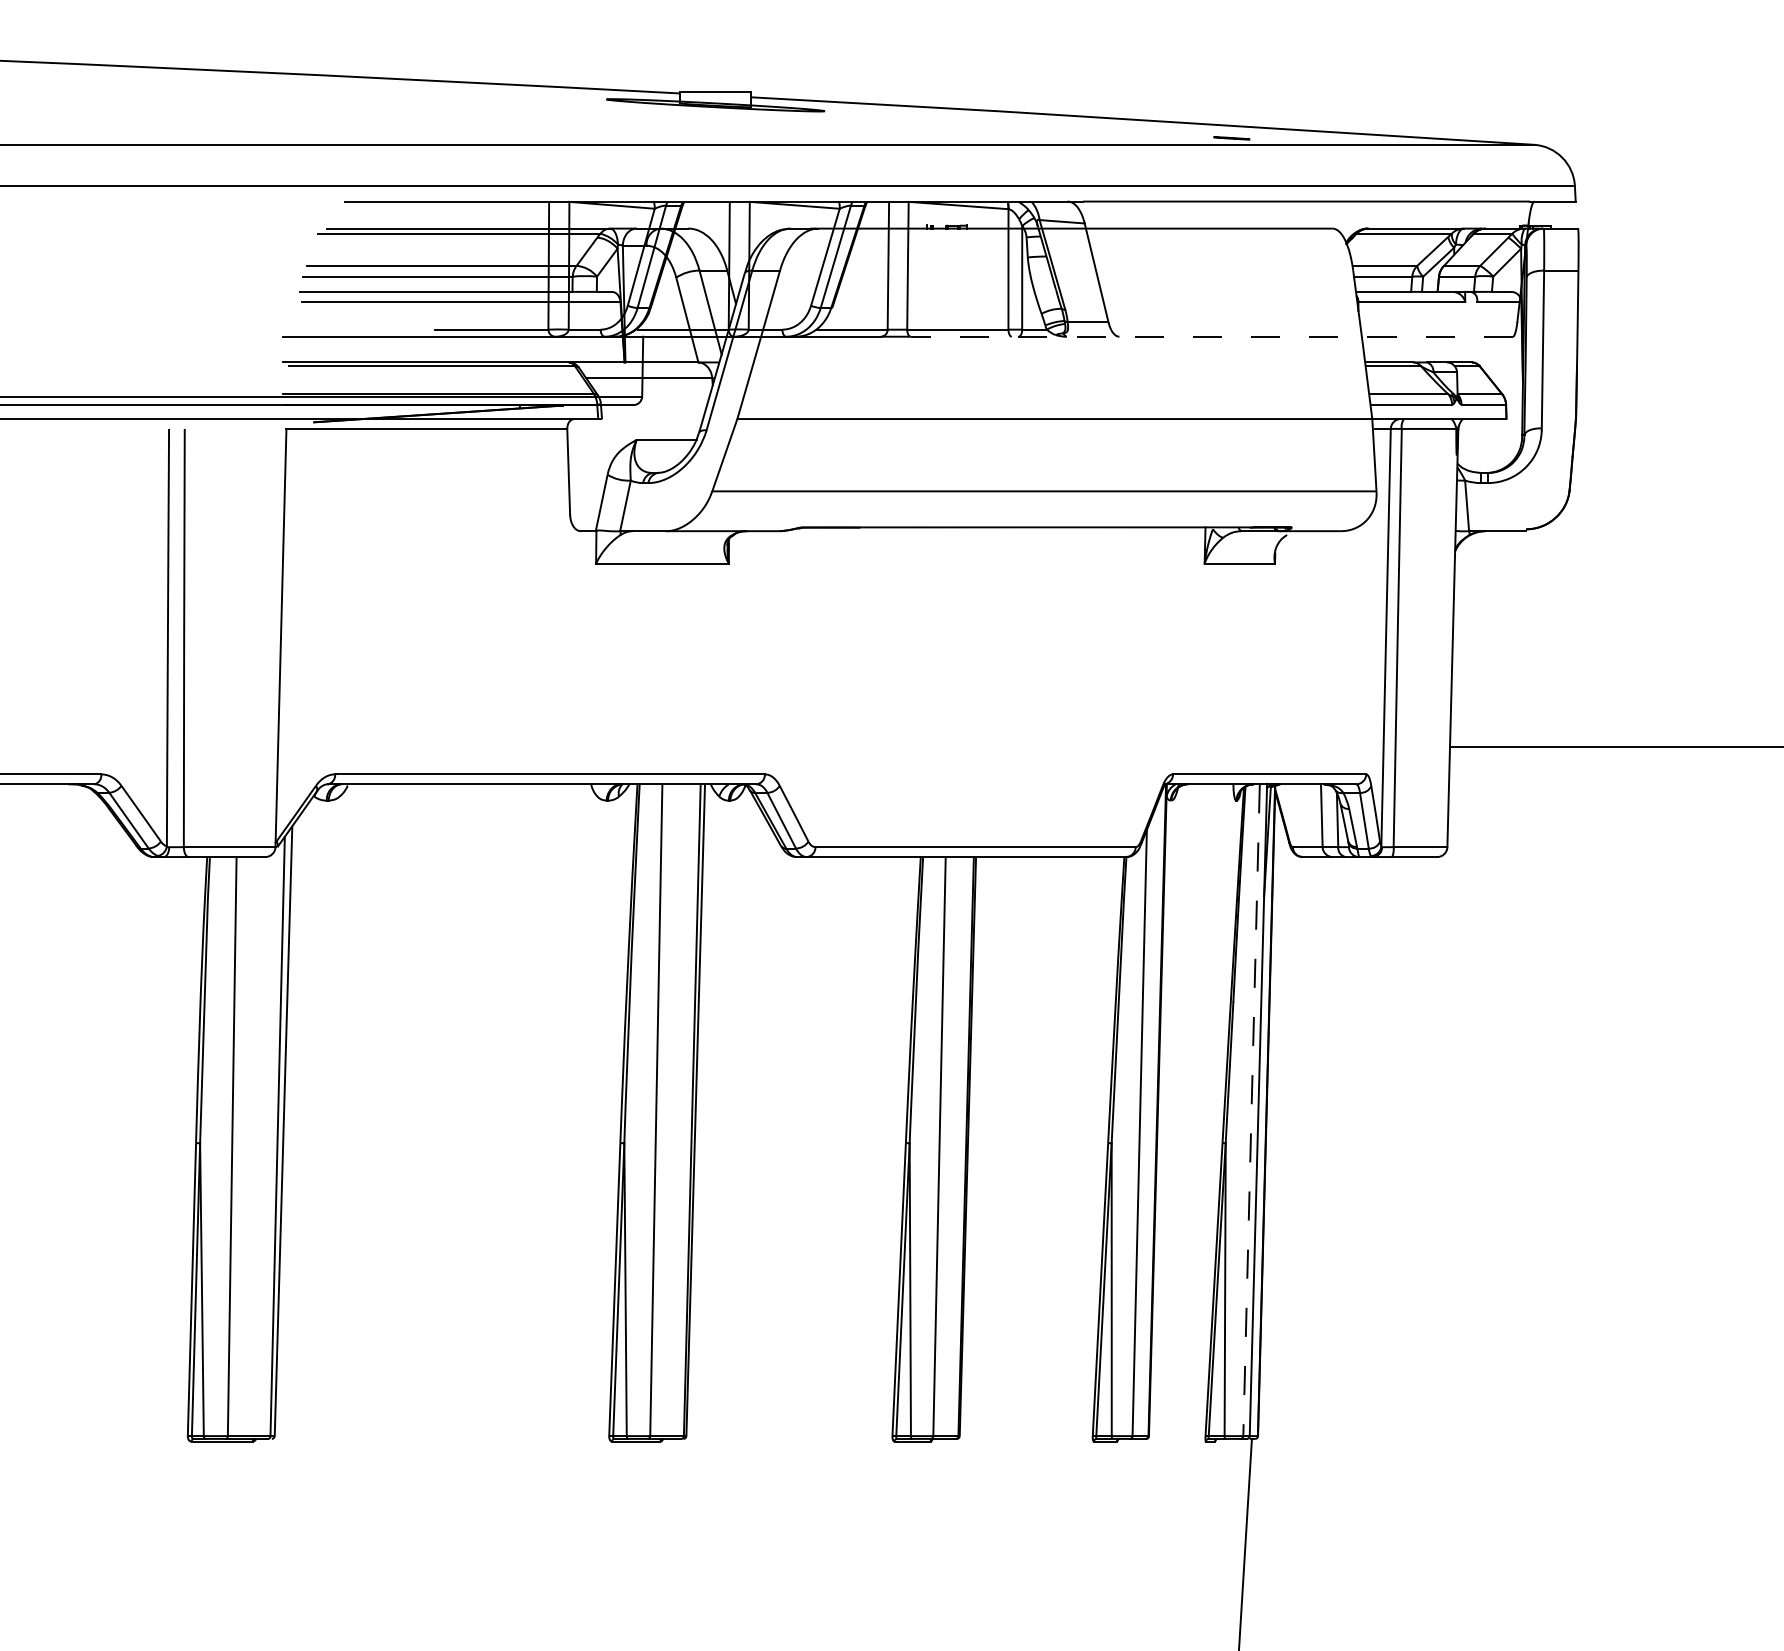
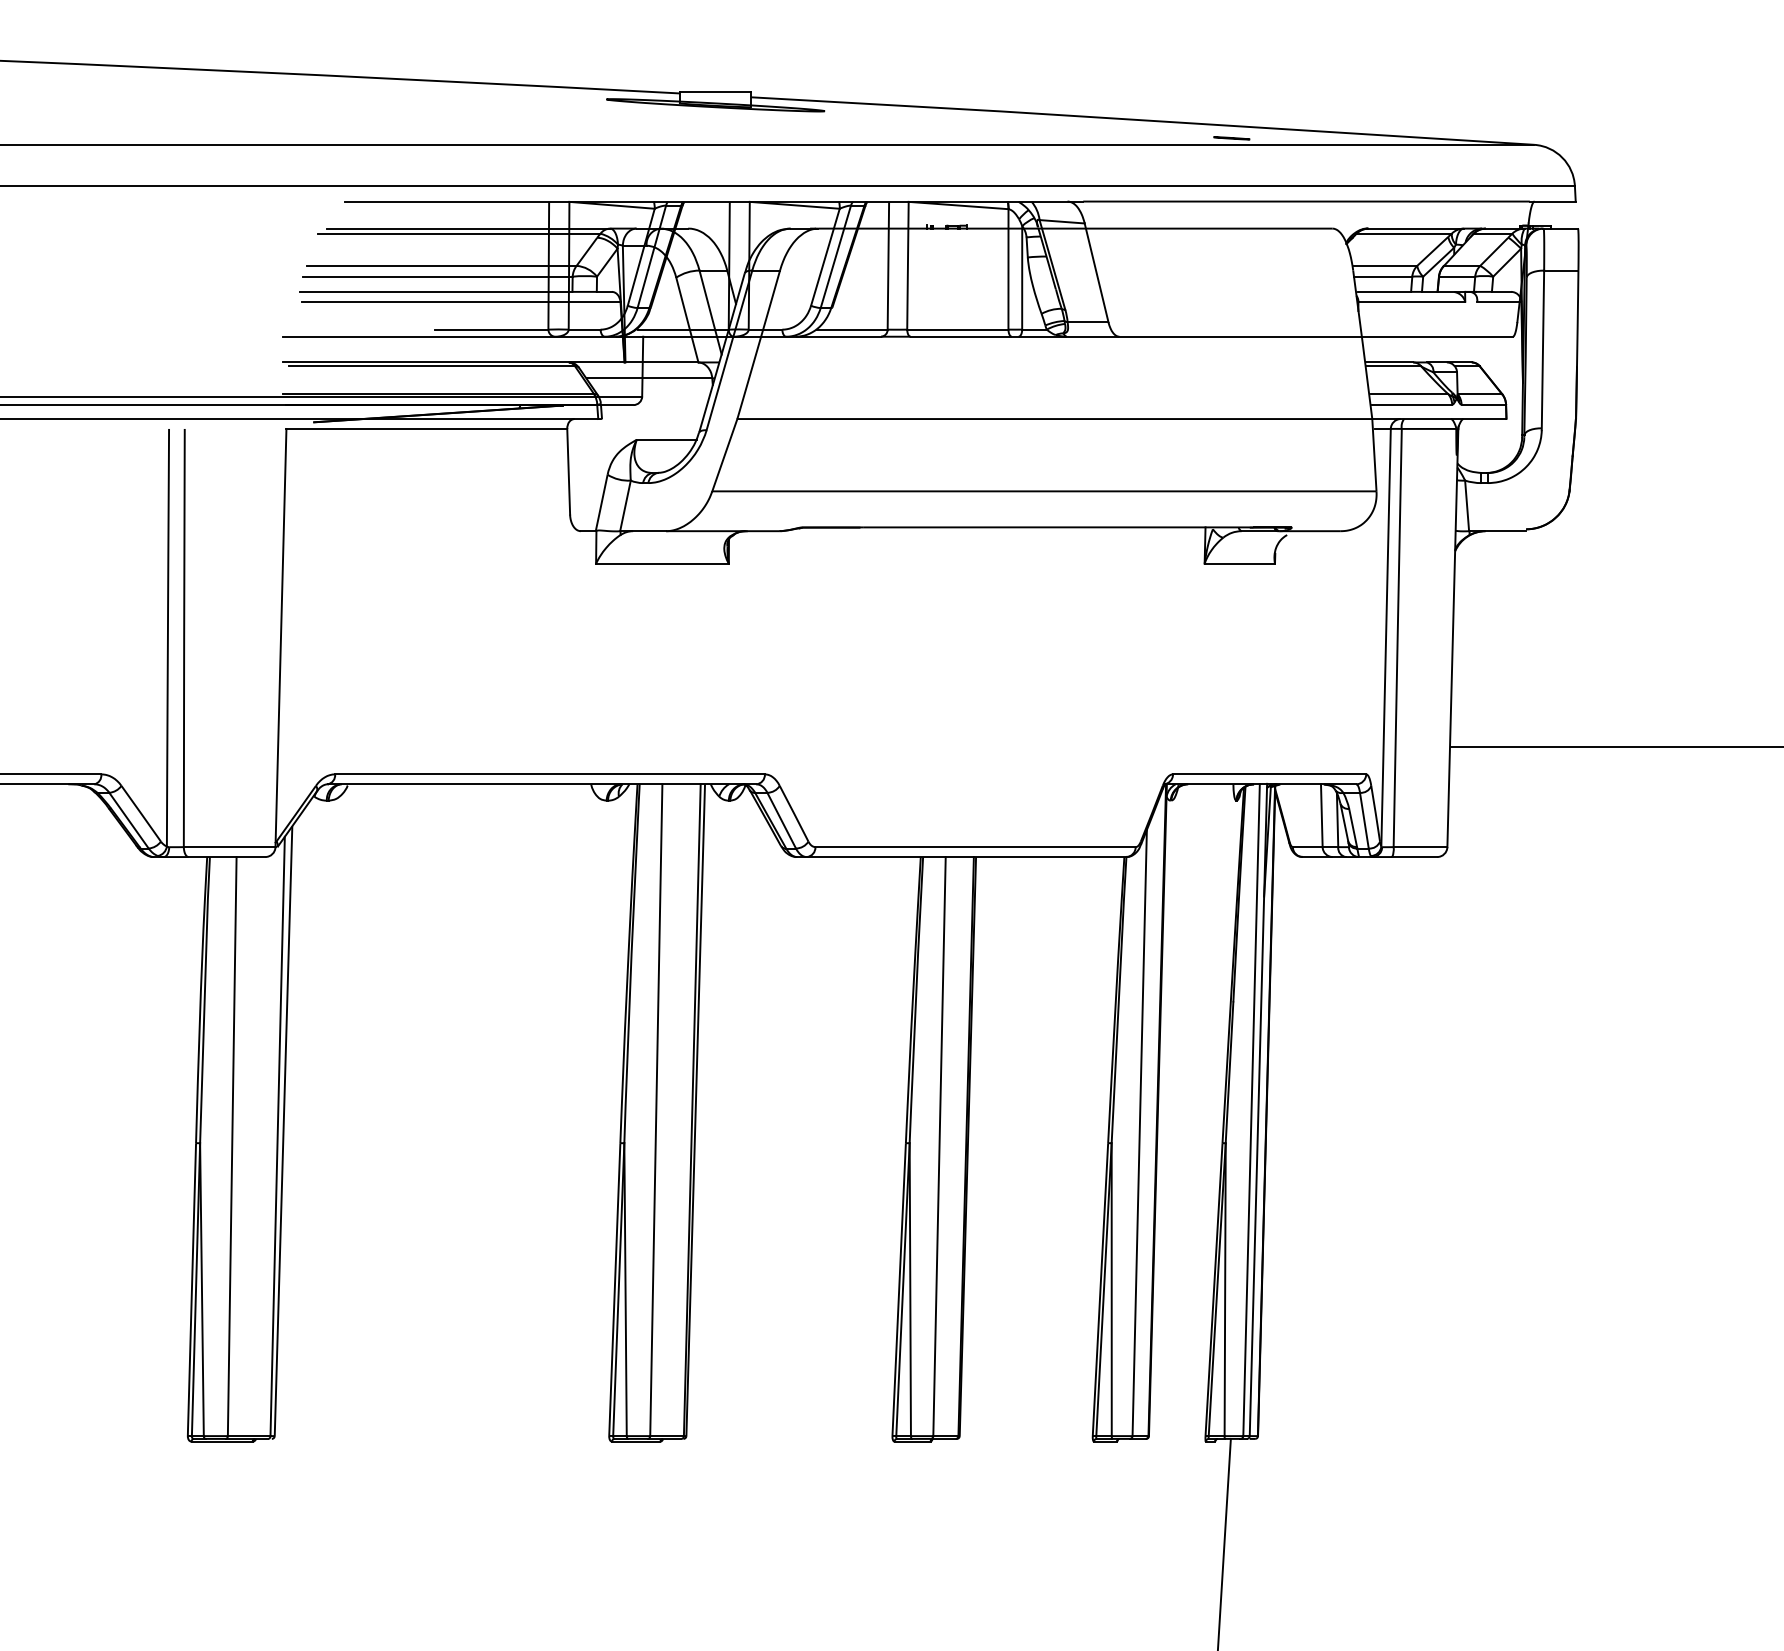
line: dashed -> solid (1211, 336)
line: dashed -> solid (1251, 1110)
line position: (1245, 1543) -> (1224, 1542) (1224, 1542)
